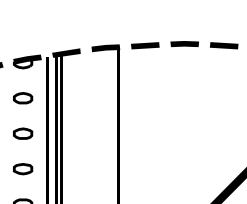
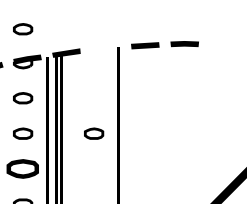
part: none -> present (23, 29)
fill: present -> none (223, 45)
fill: present -> none (105, 48)
part: none -> present (94, 133)
part size: 21x13 px -> 33x20 px (22, 168)
